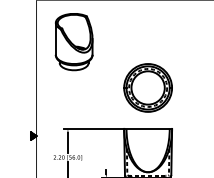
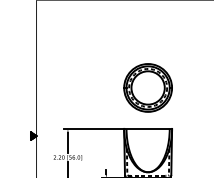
part: present -> none (73, 42)
